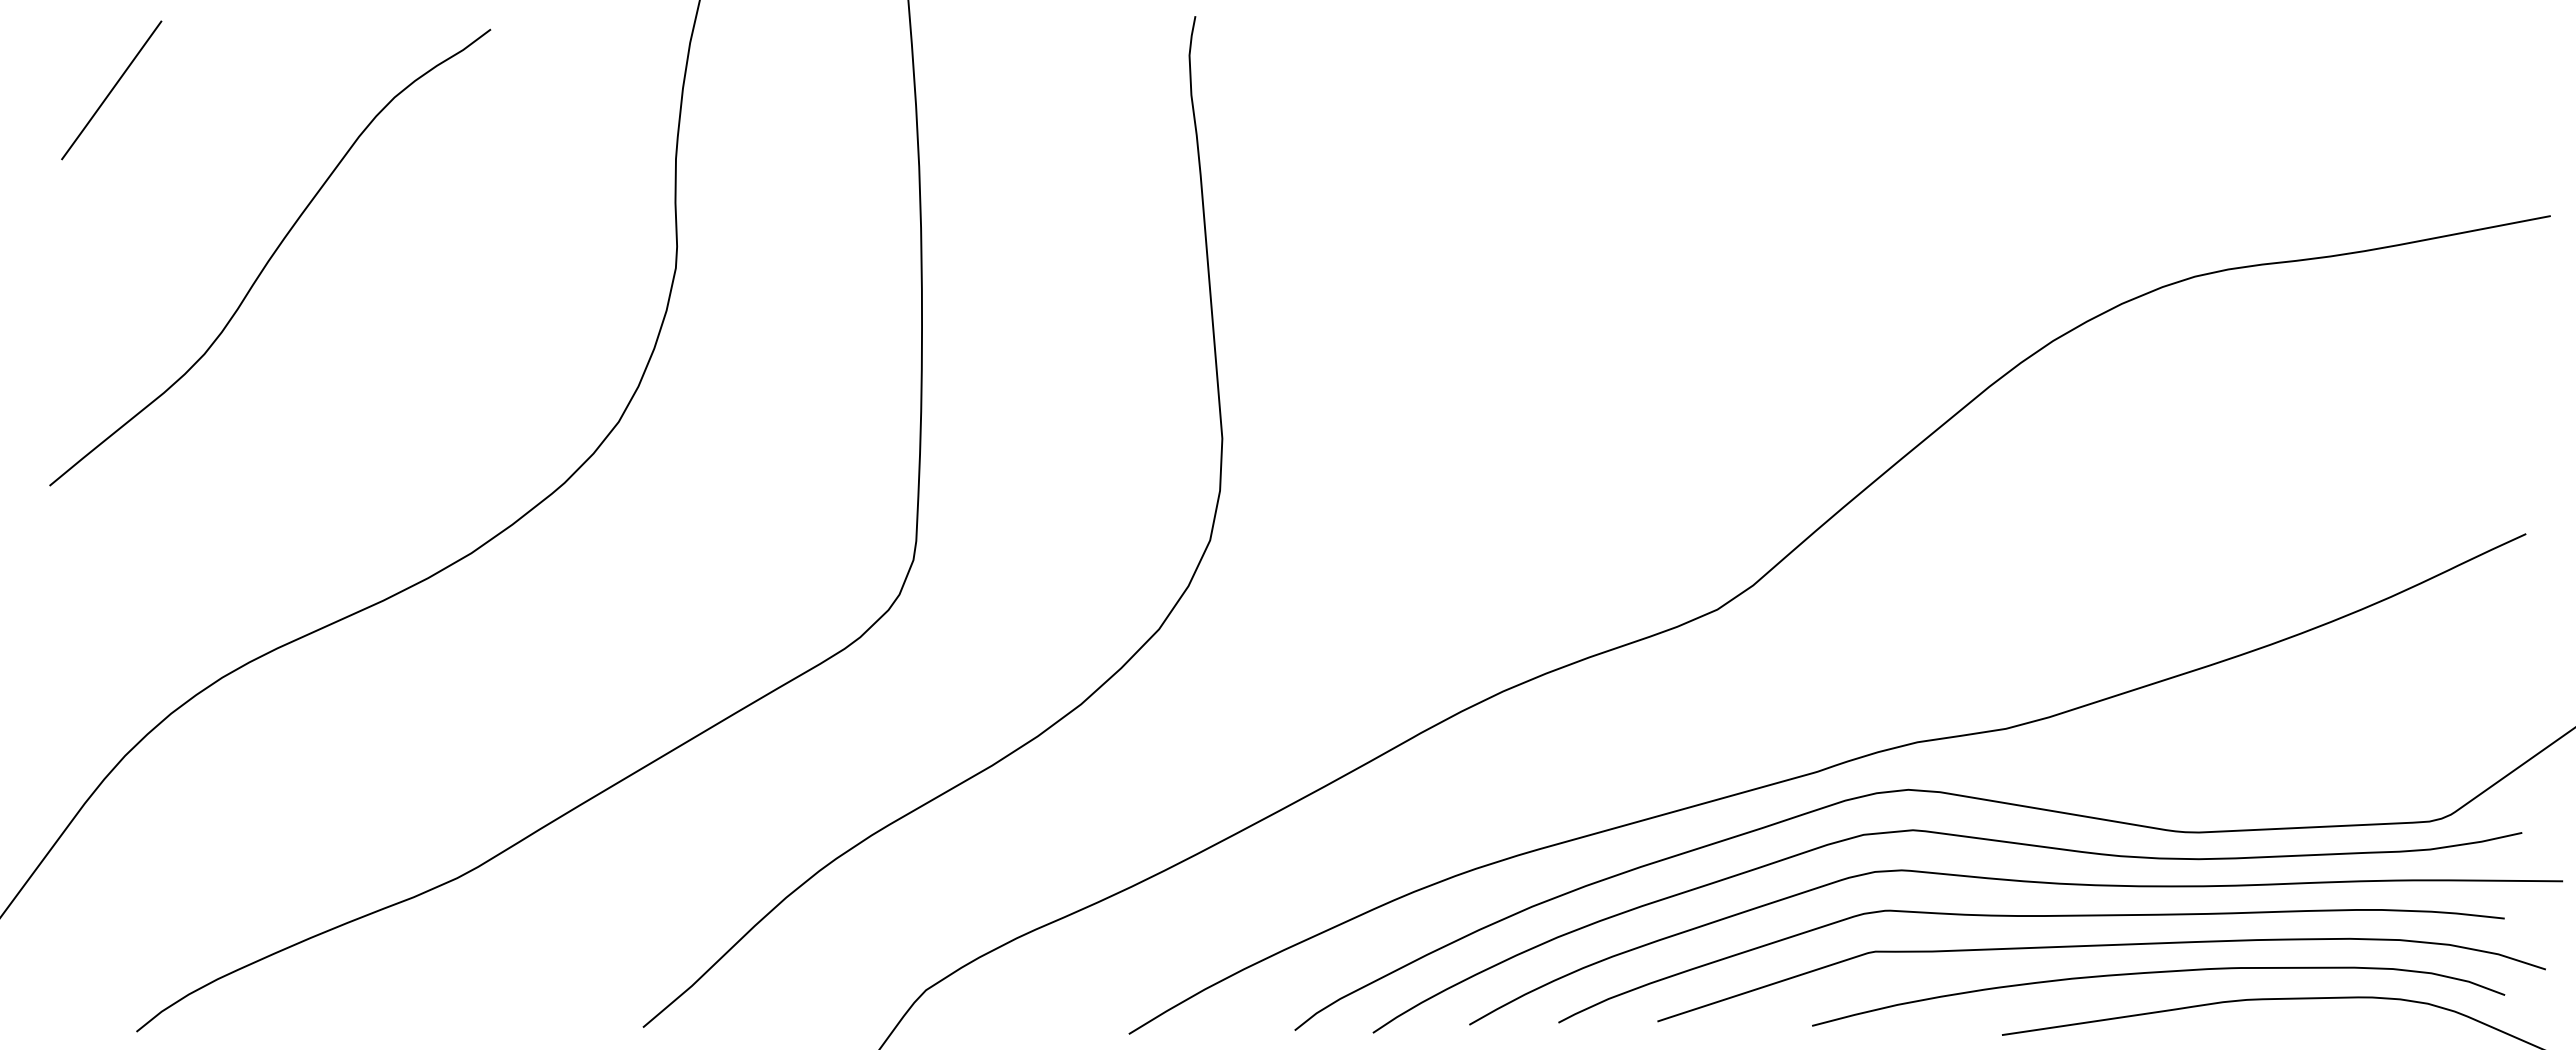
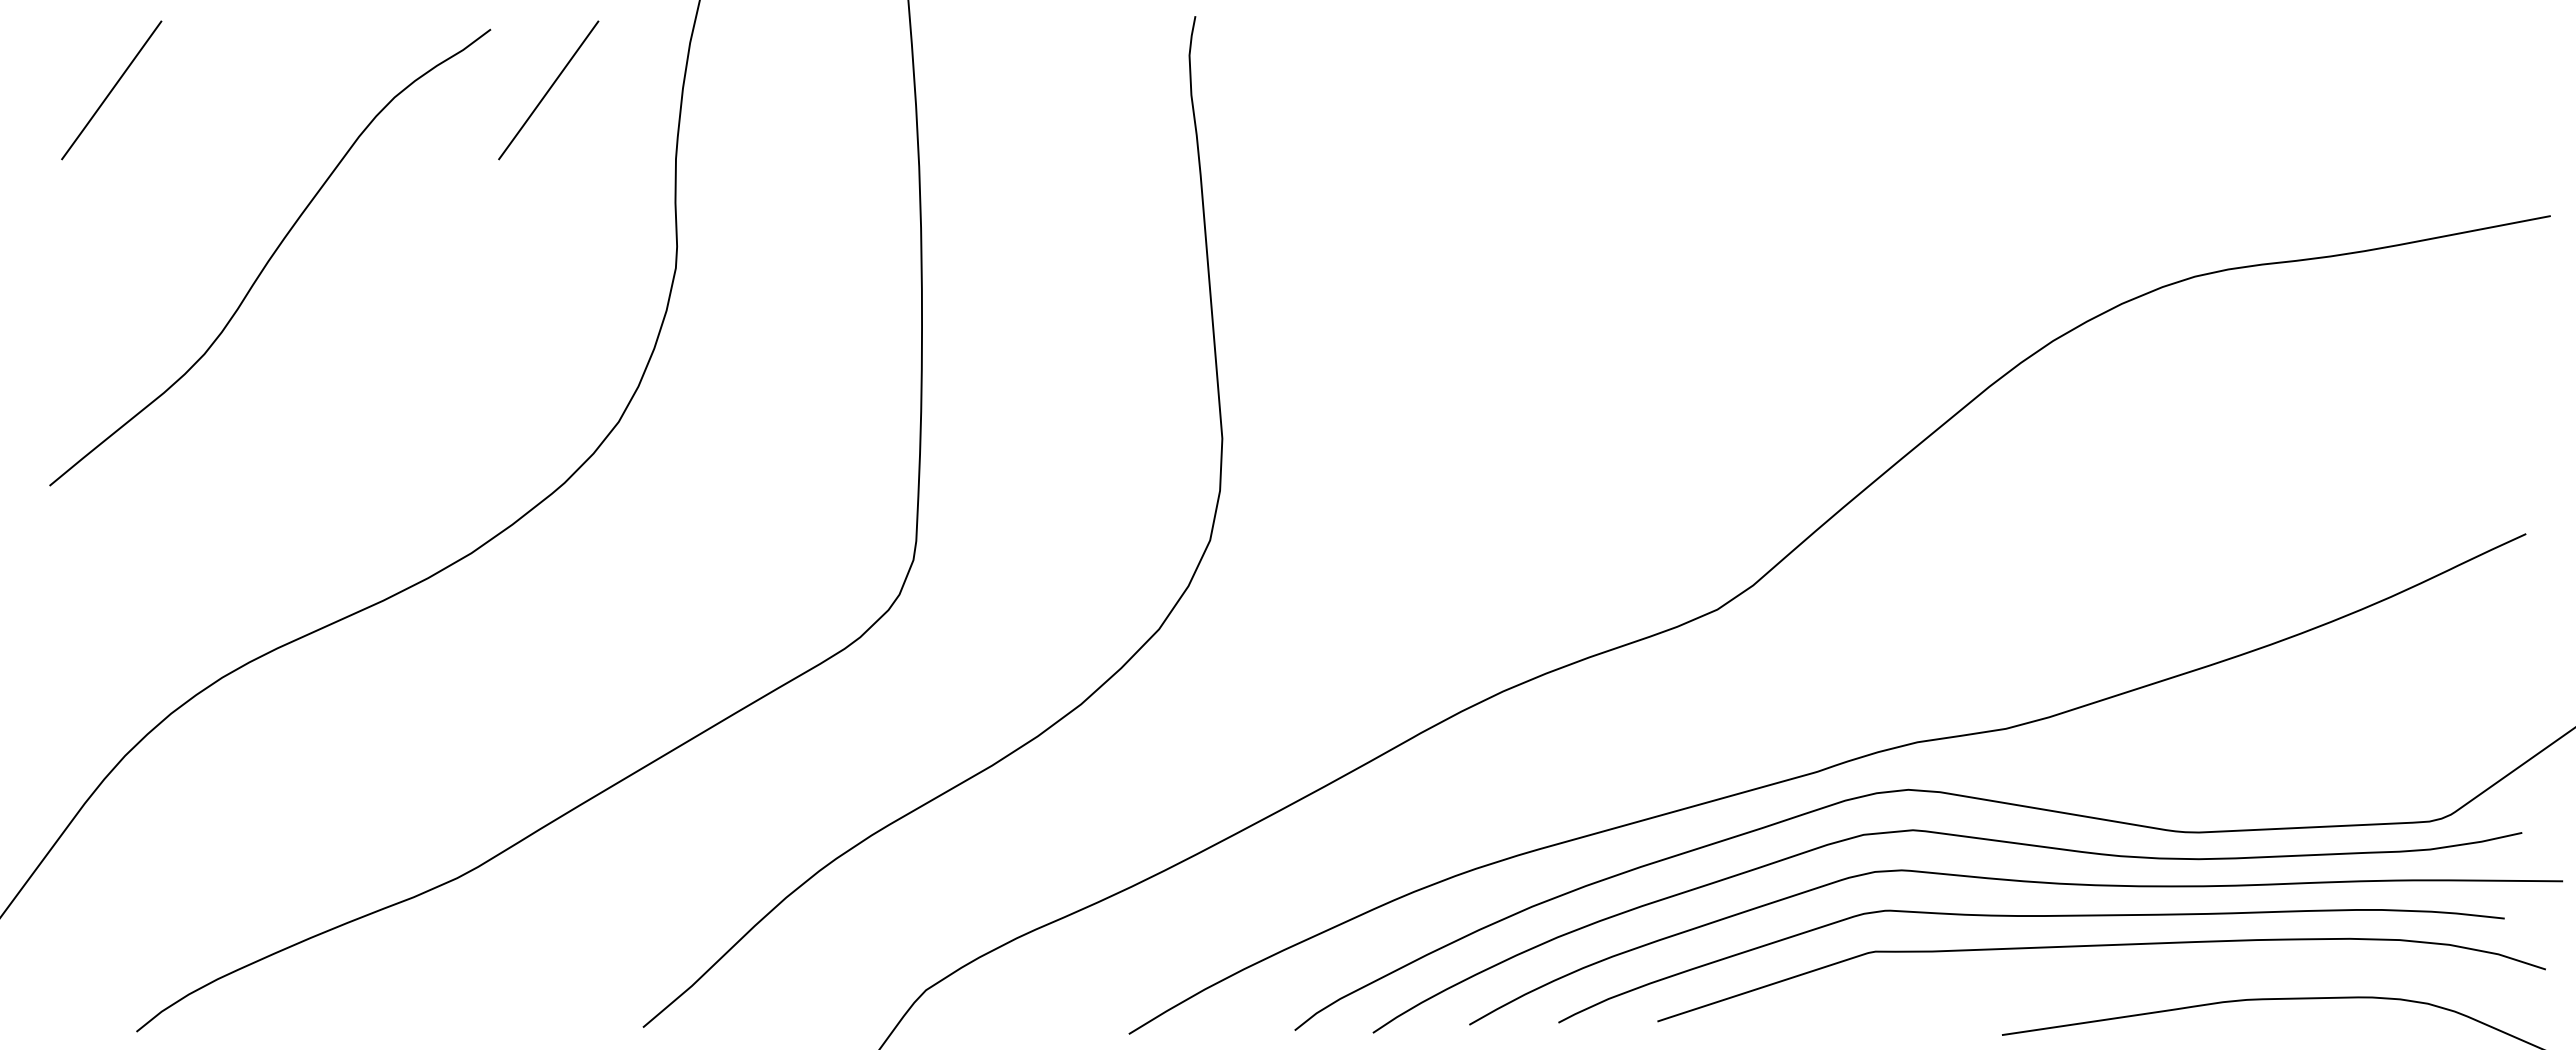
line: none -> present (548, 90)
curve: present -> none (2157, 973)
